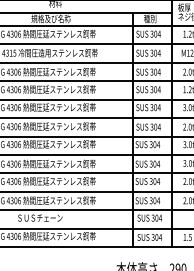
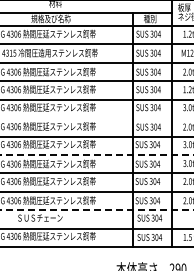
line: present -> none (96, 118)
line: solid -> dashed (97, 155)
line: solid -> dashed (97, 210)
